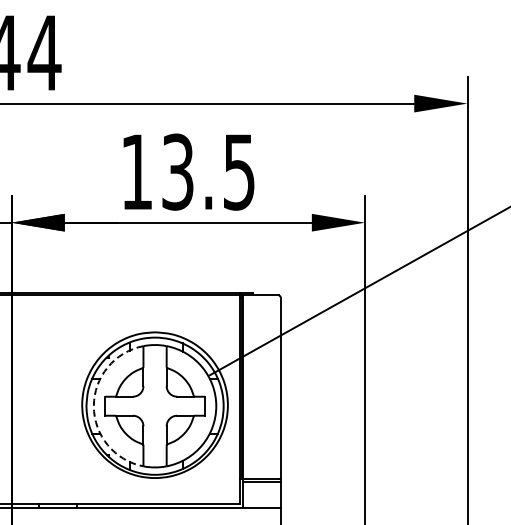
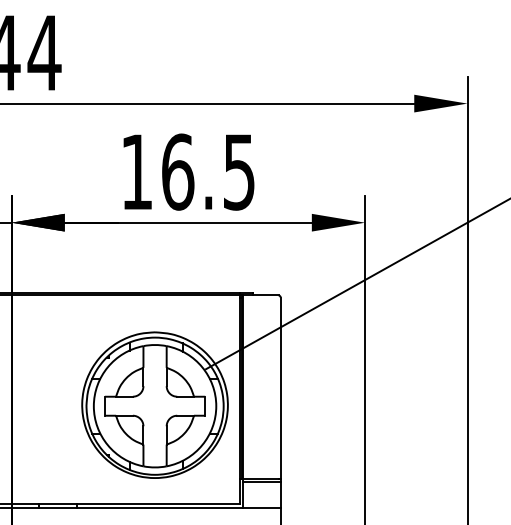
text: 13.5 -> 16.5 (178, 171)
line position: (358, 291) -> (356, 284) (356, 284)
arc: dashed -> solid (93, 406)
